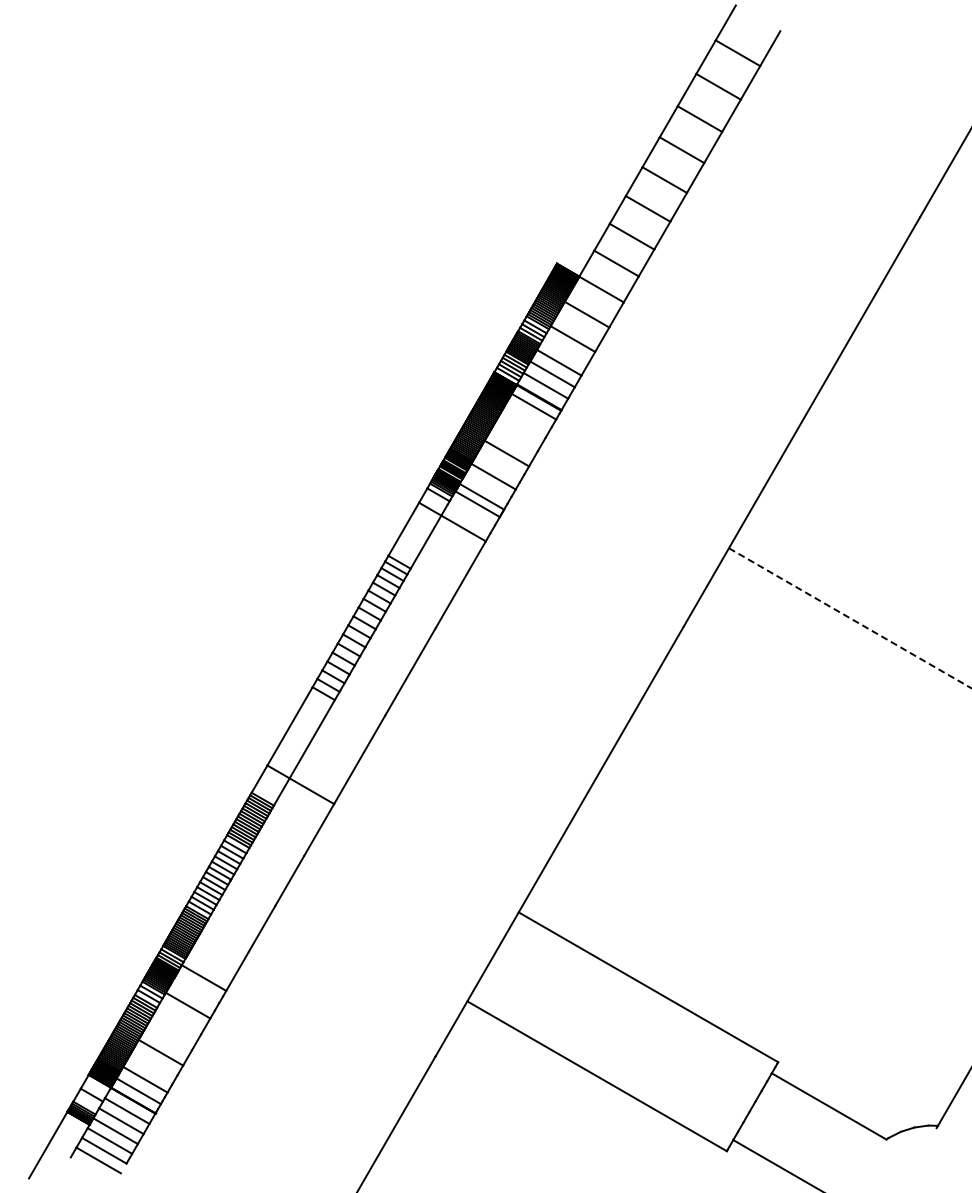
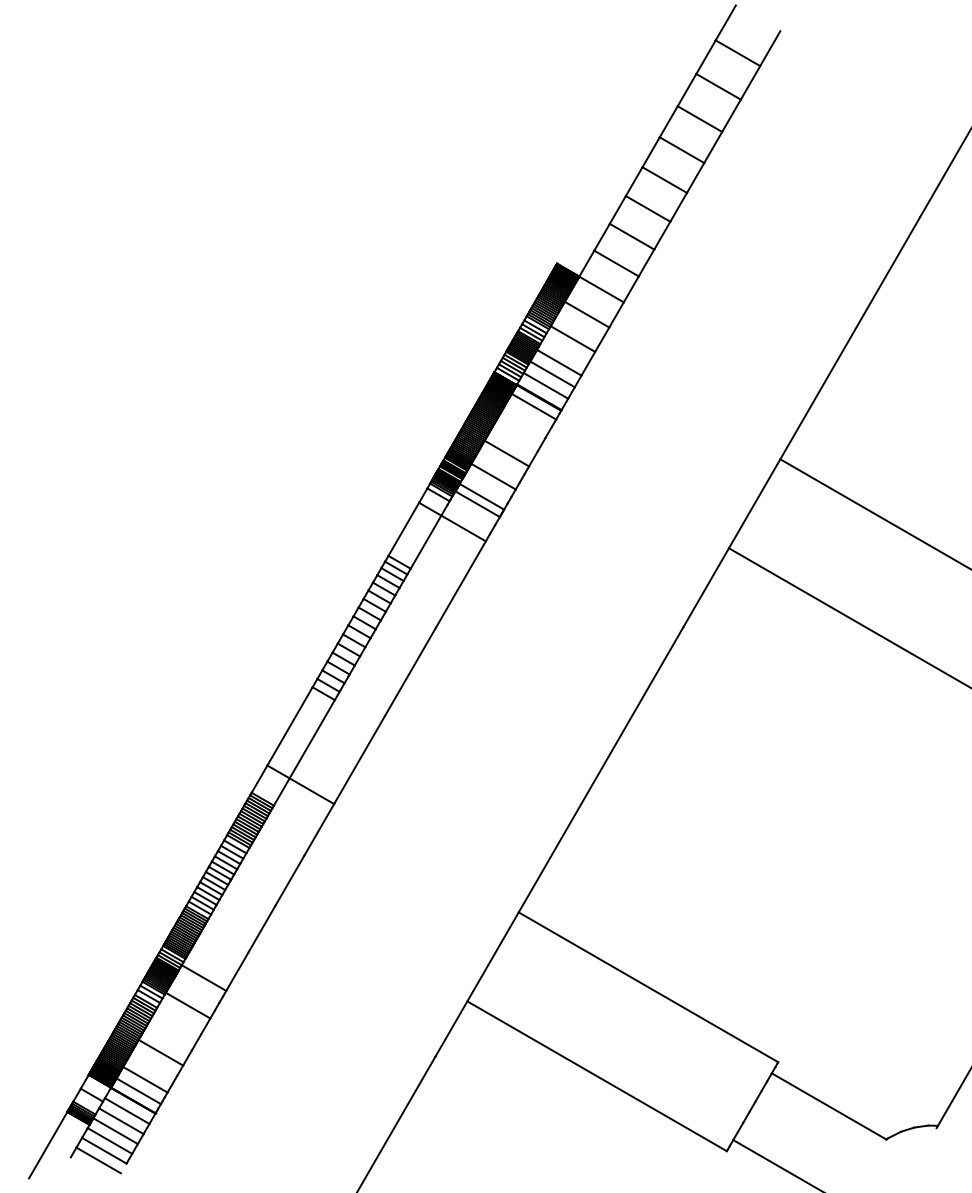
line: none -> present (874, 513)
line: dashed -> solid (850, 618)
